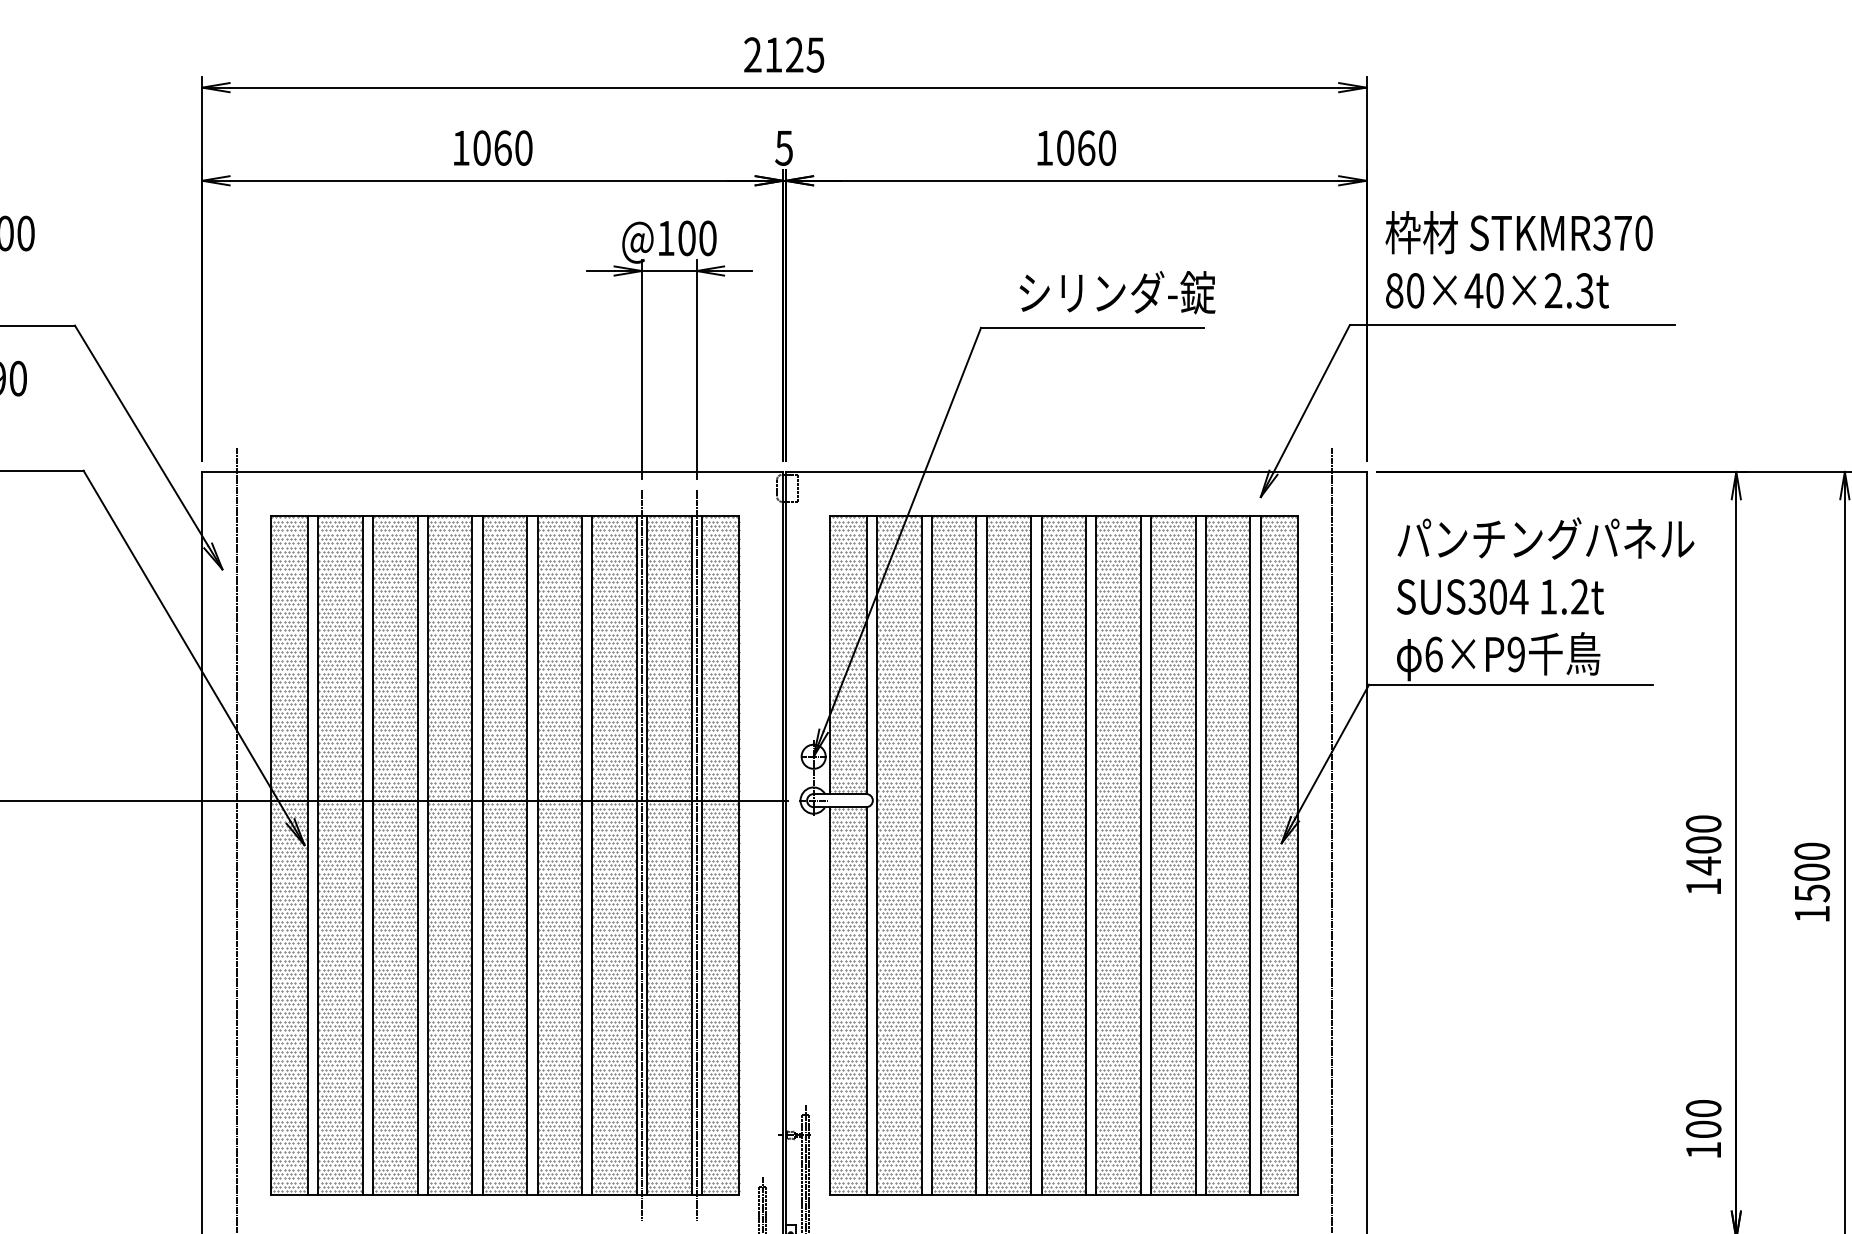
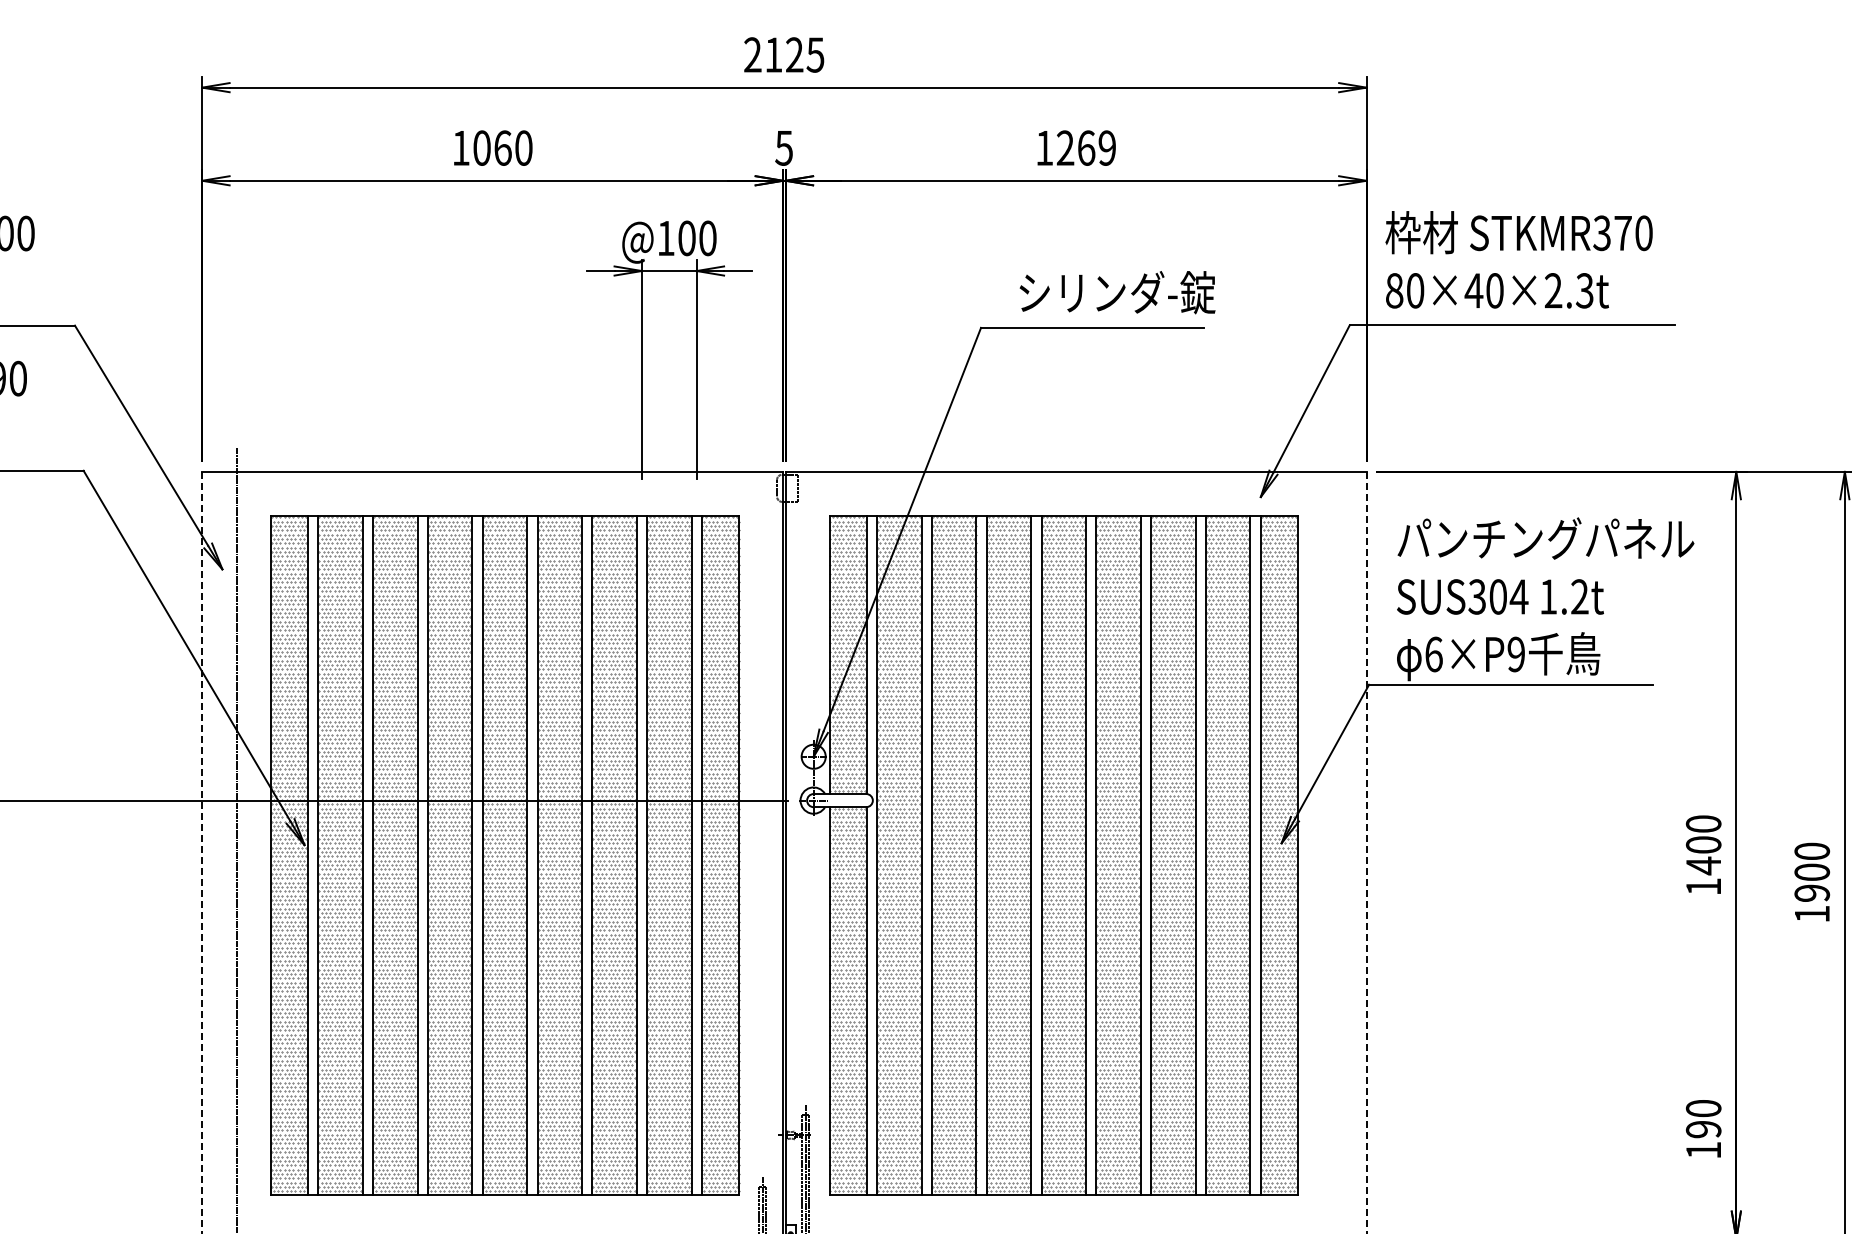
text: 1060 -> 1269 (1085, 147)
line: present -> none (1332, 838)
line: solid -> dashed (202, 853)
line: solid -> dashed (1366, 853)
line: present -> none (641, 854)
line: present -> none (696, 854)
text: 1500 -> 1900 (1812, 893)
text: 100 -> 190 (1703, 1129)
